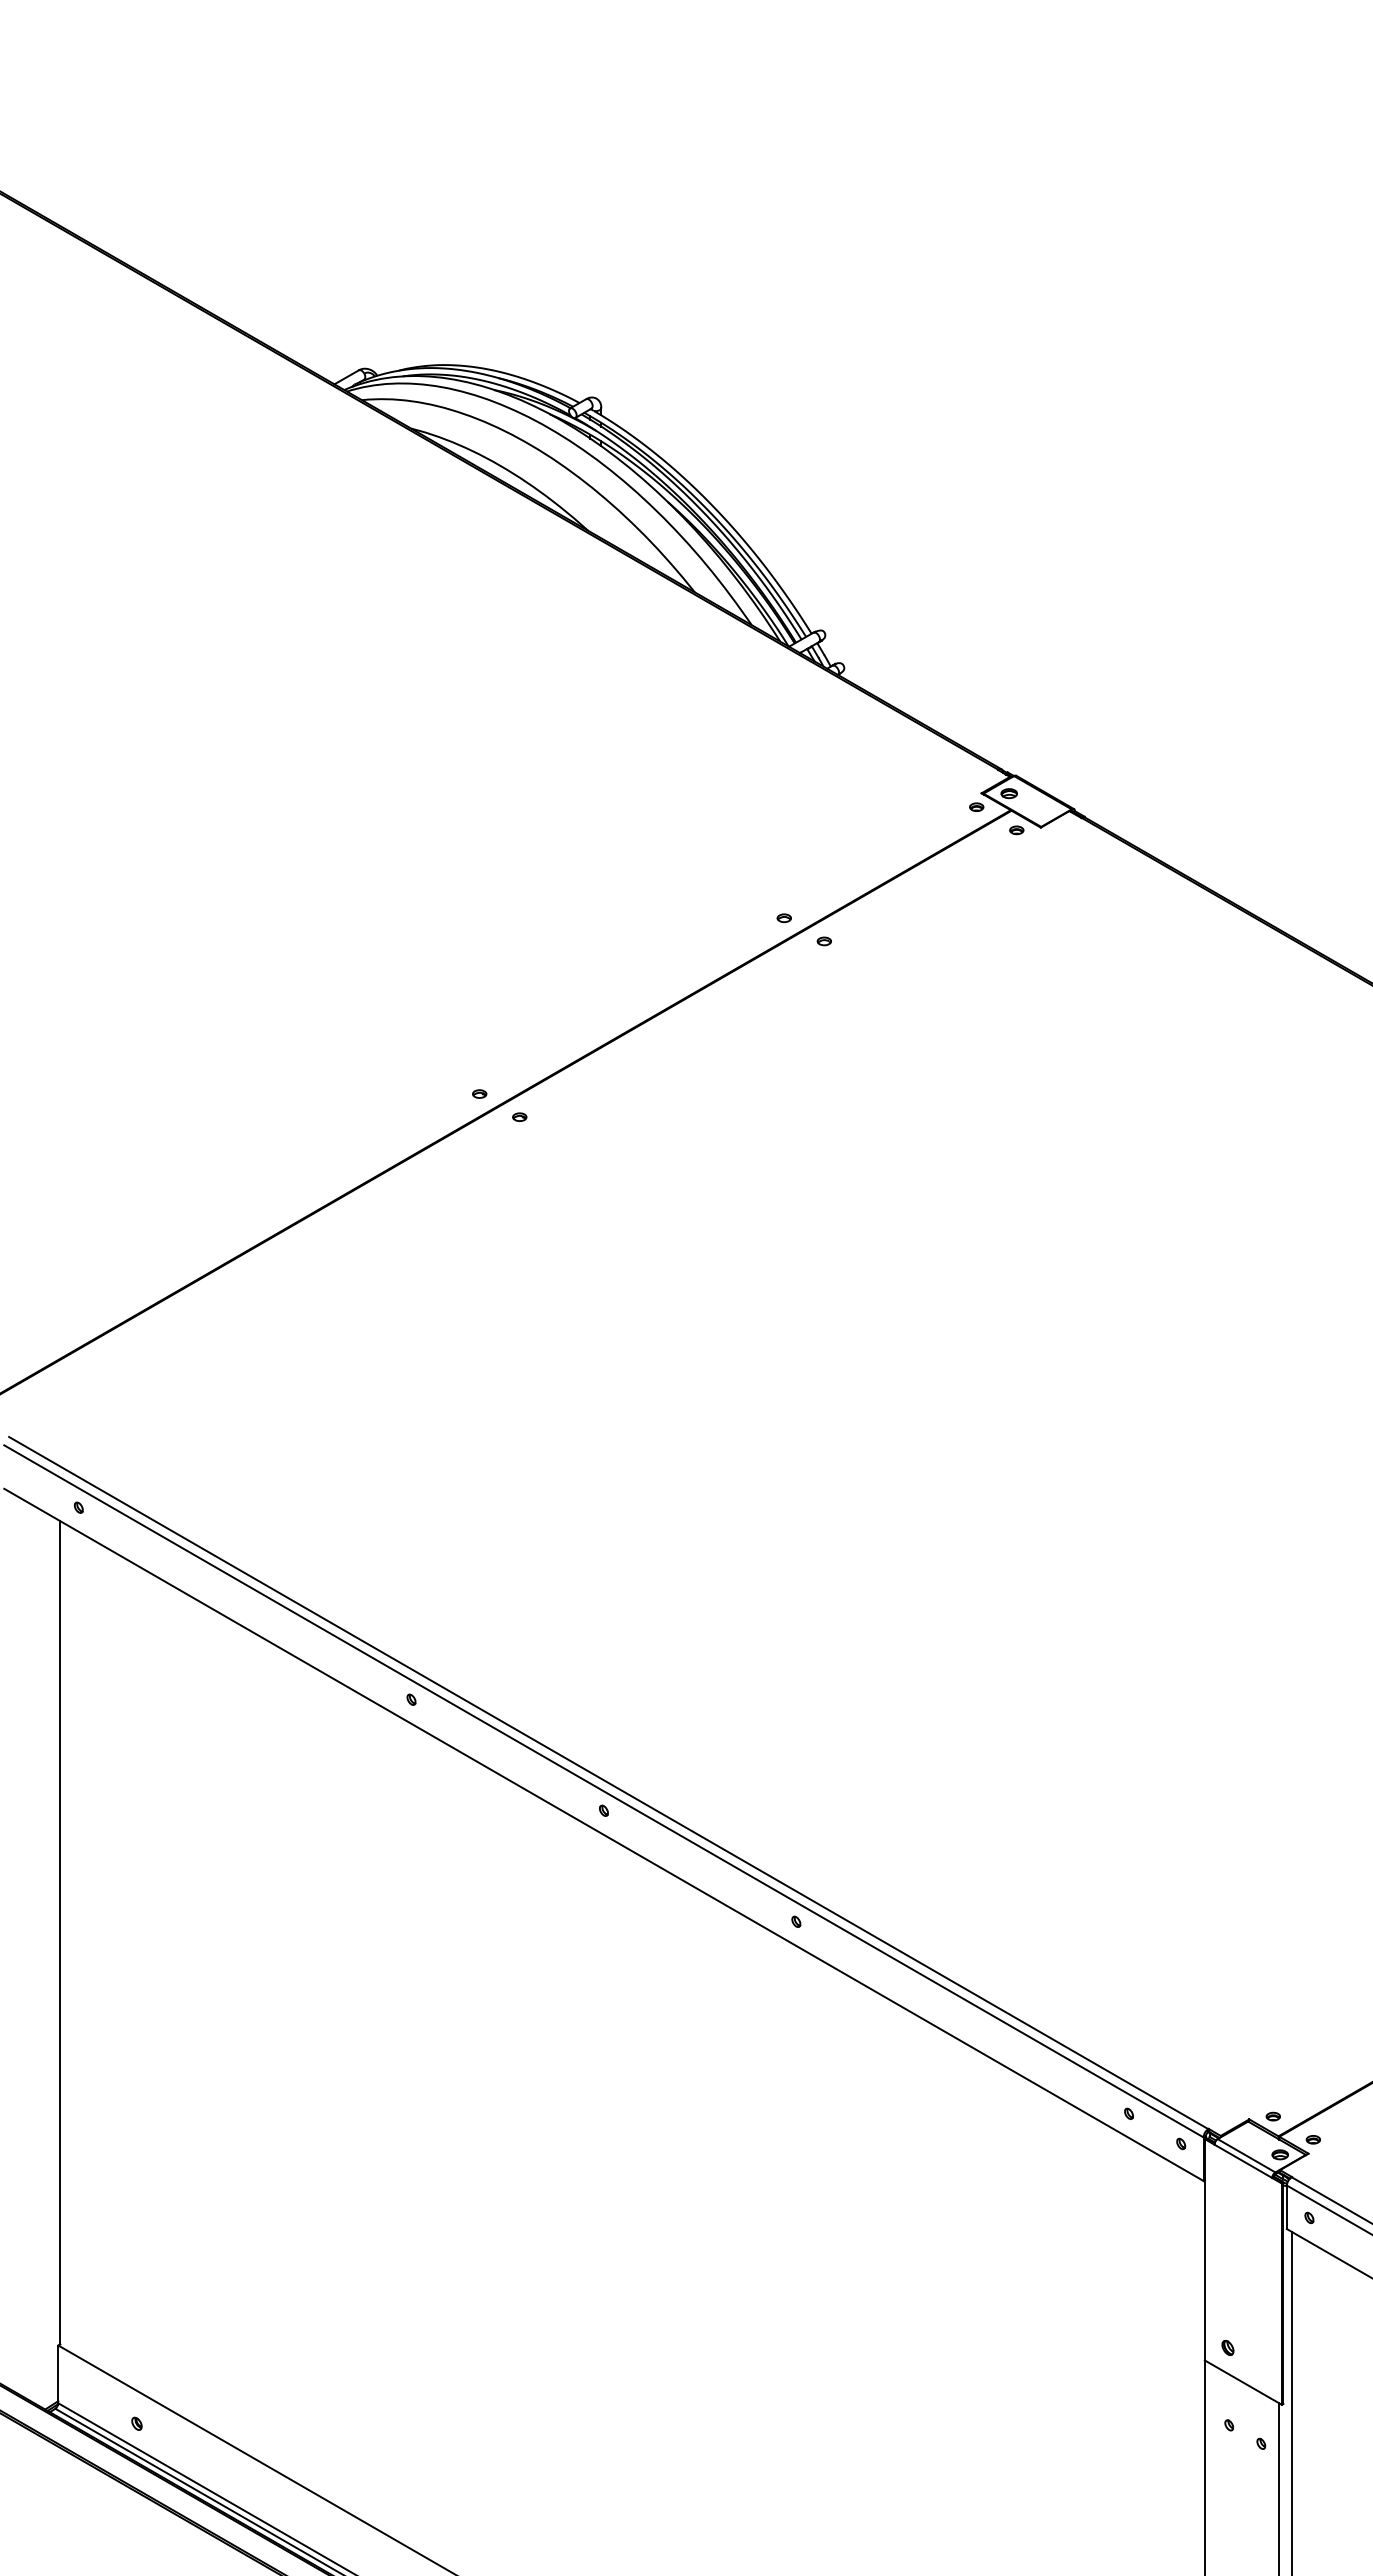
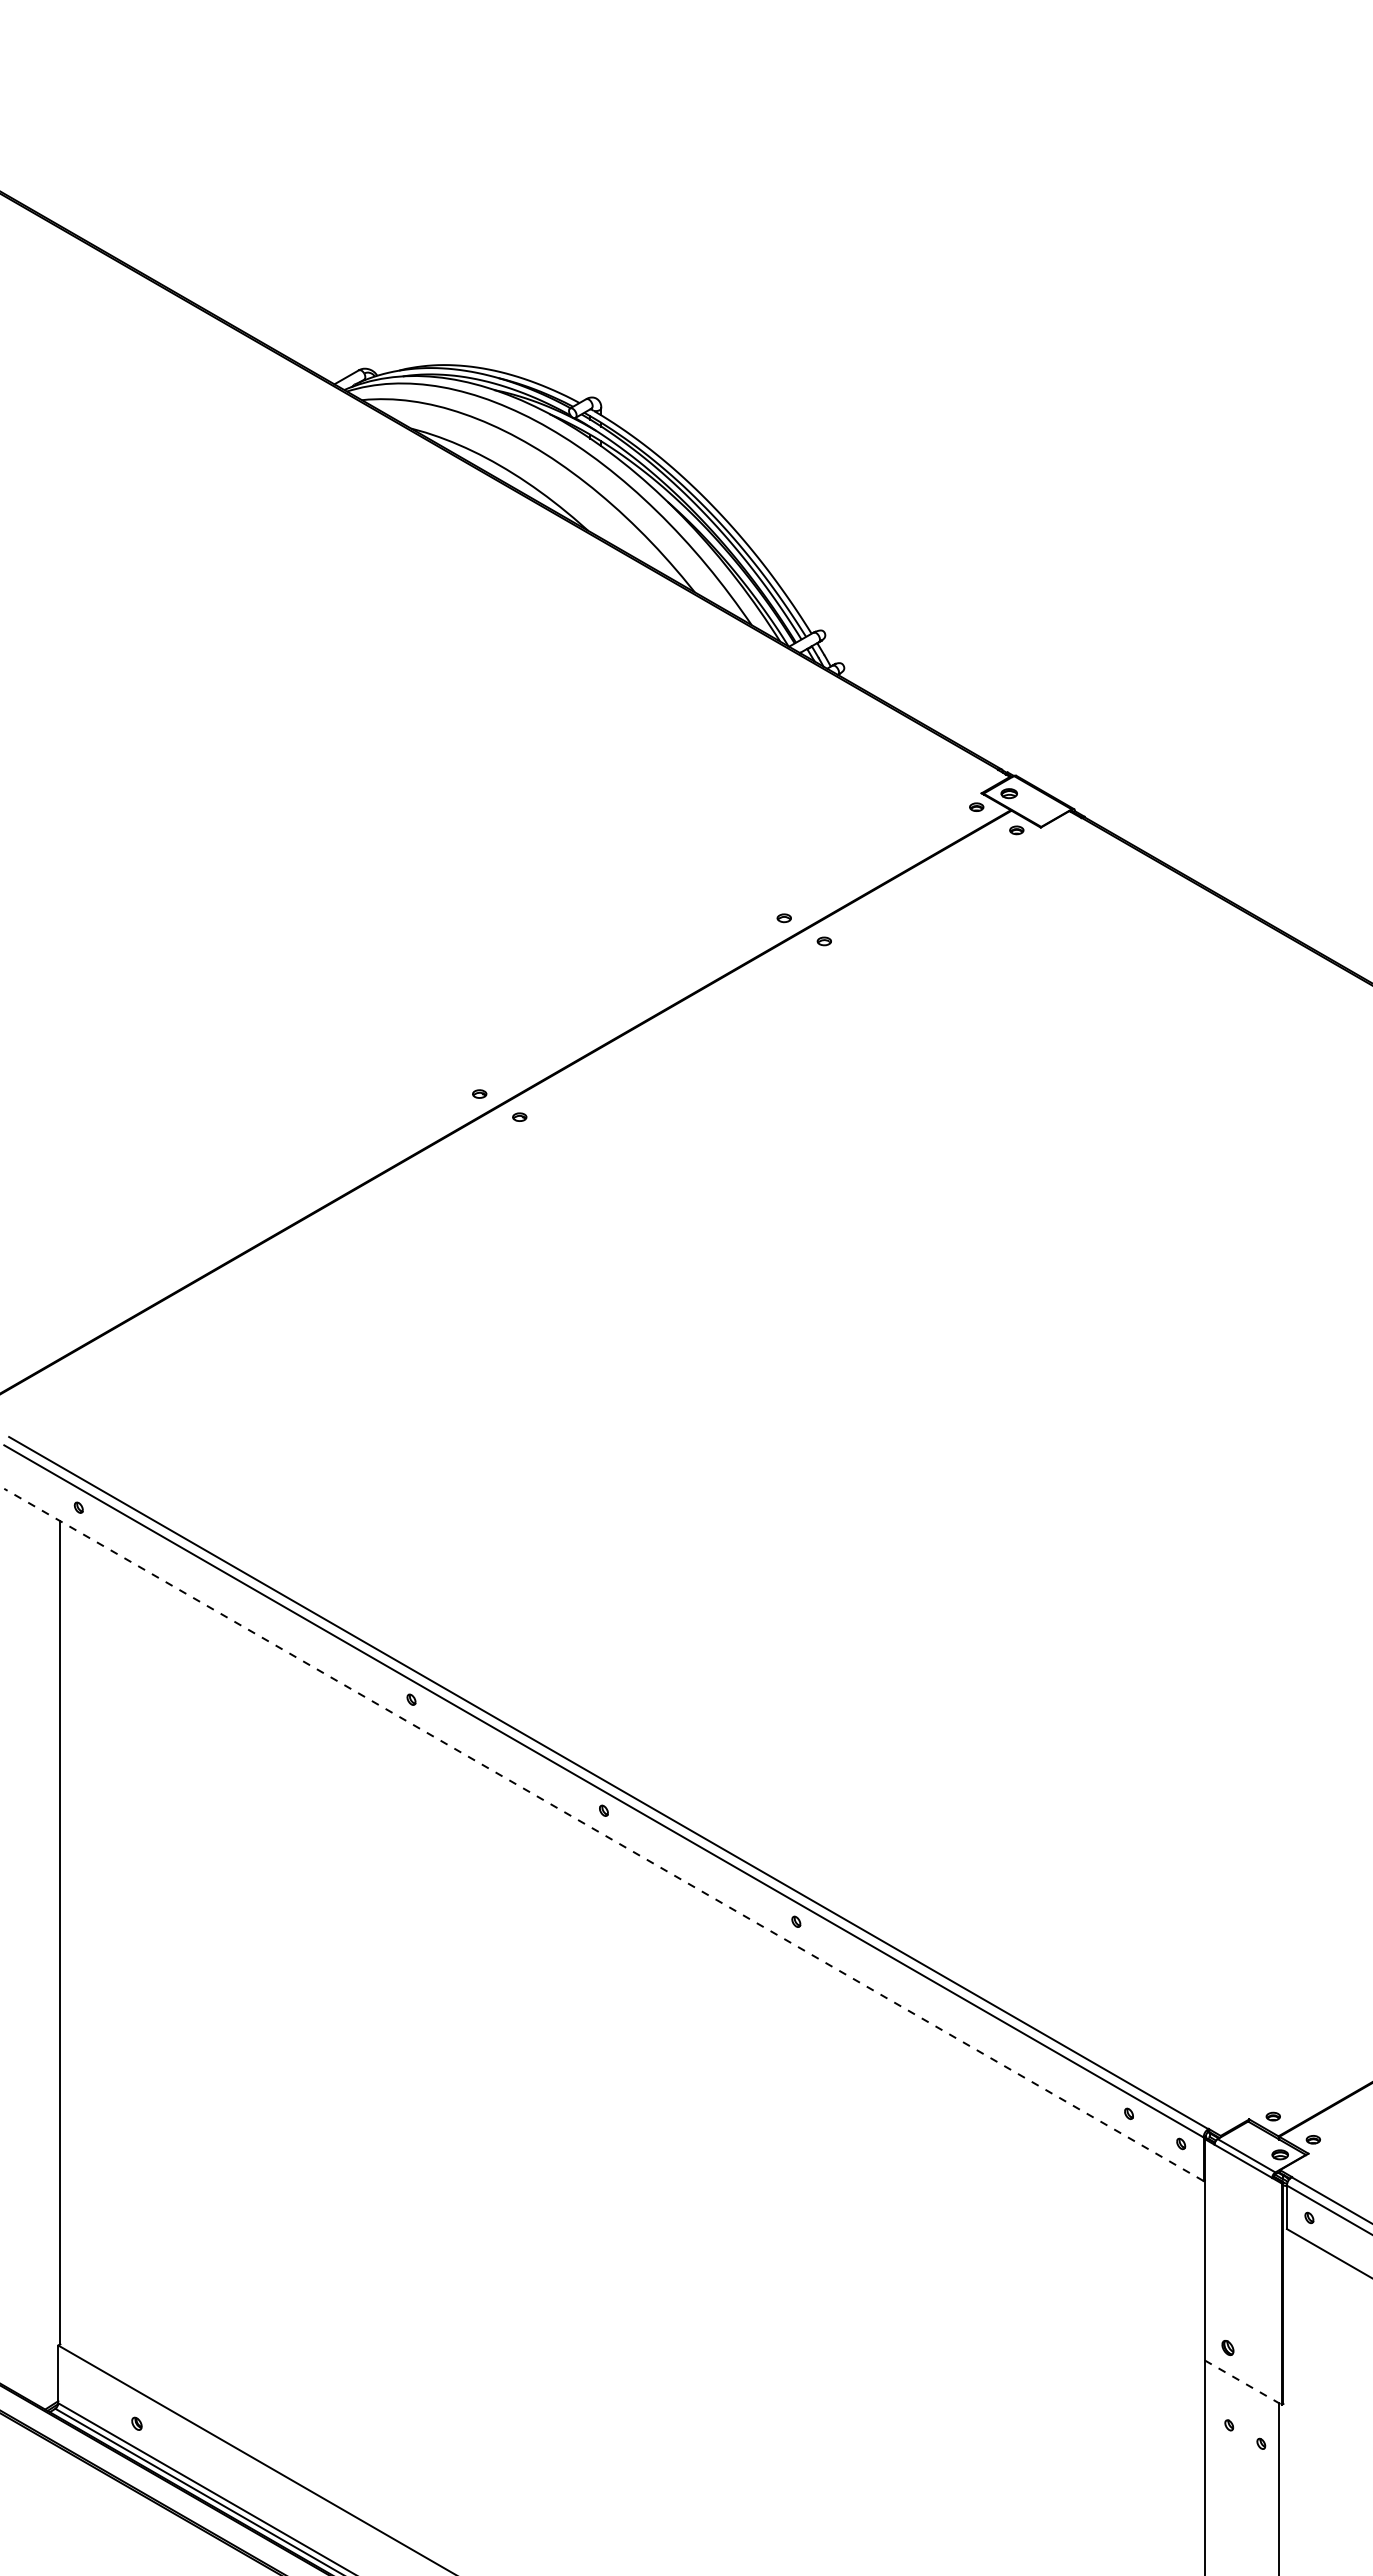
line: solid -> dashed (603, 1834)
line: solid -> dashed (1243, 2382)
line: present -> none (1291, 2401)
